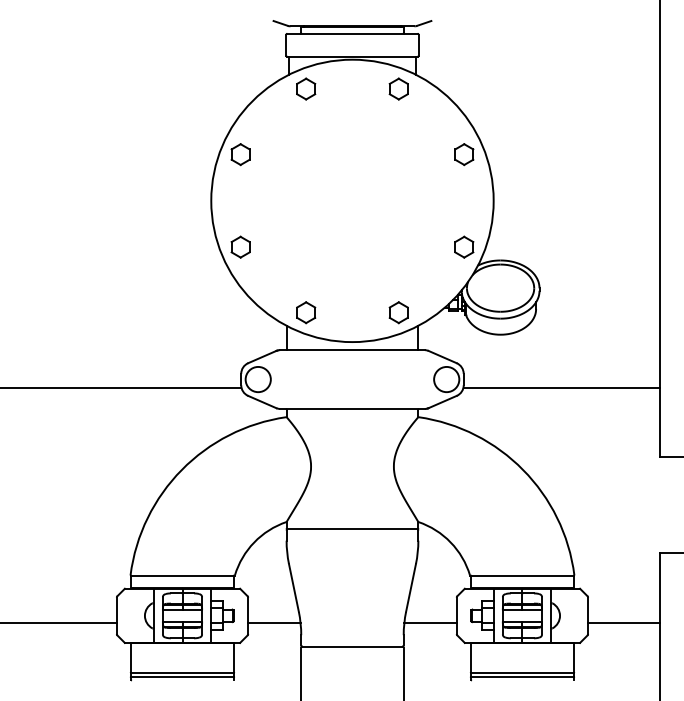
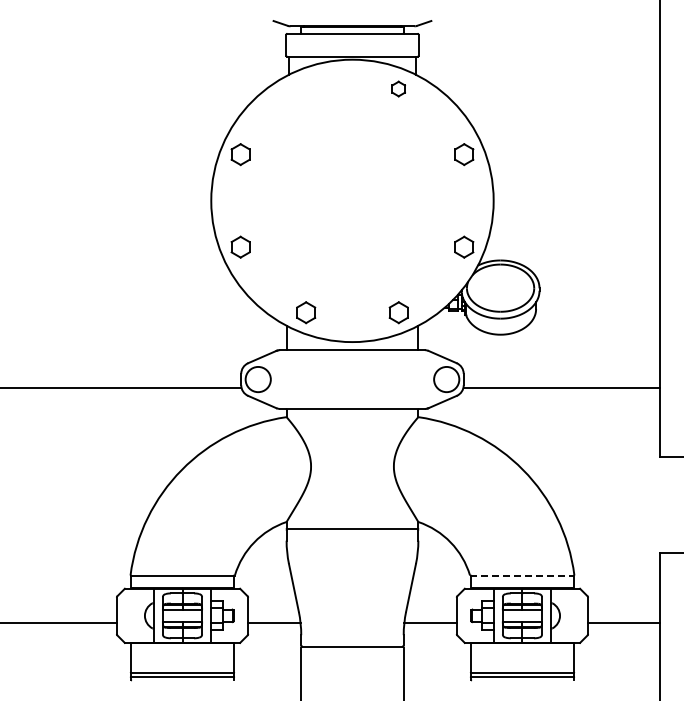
part: present -> none (306, 88)
part size: 21x24 px -> 15x18 px (398, 88)
line: solid -> dashed (522, 575)
